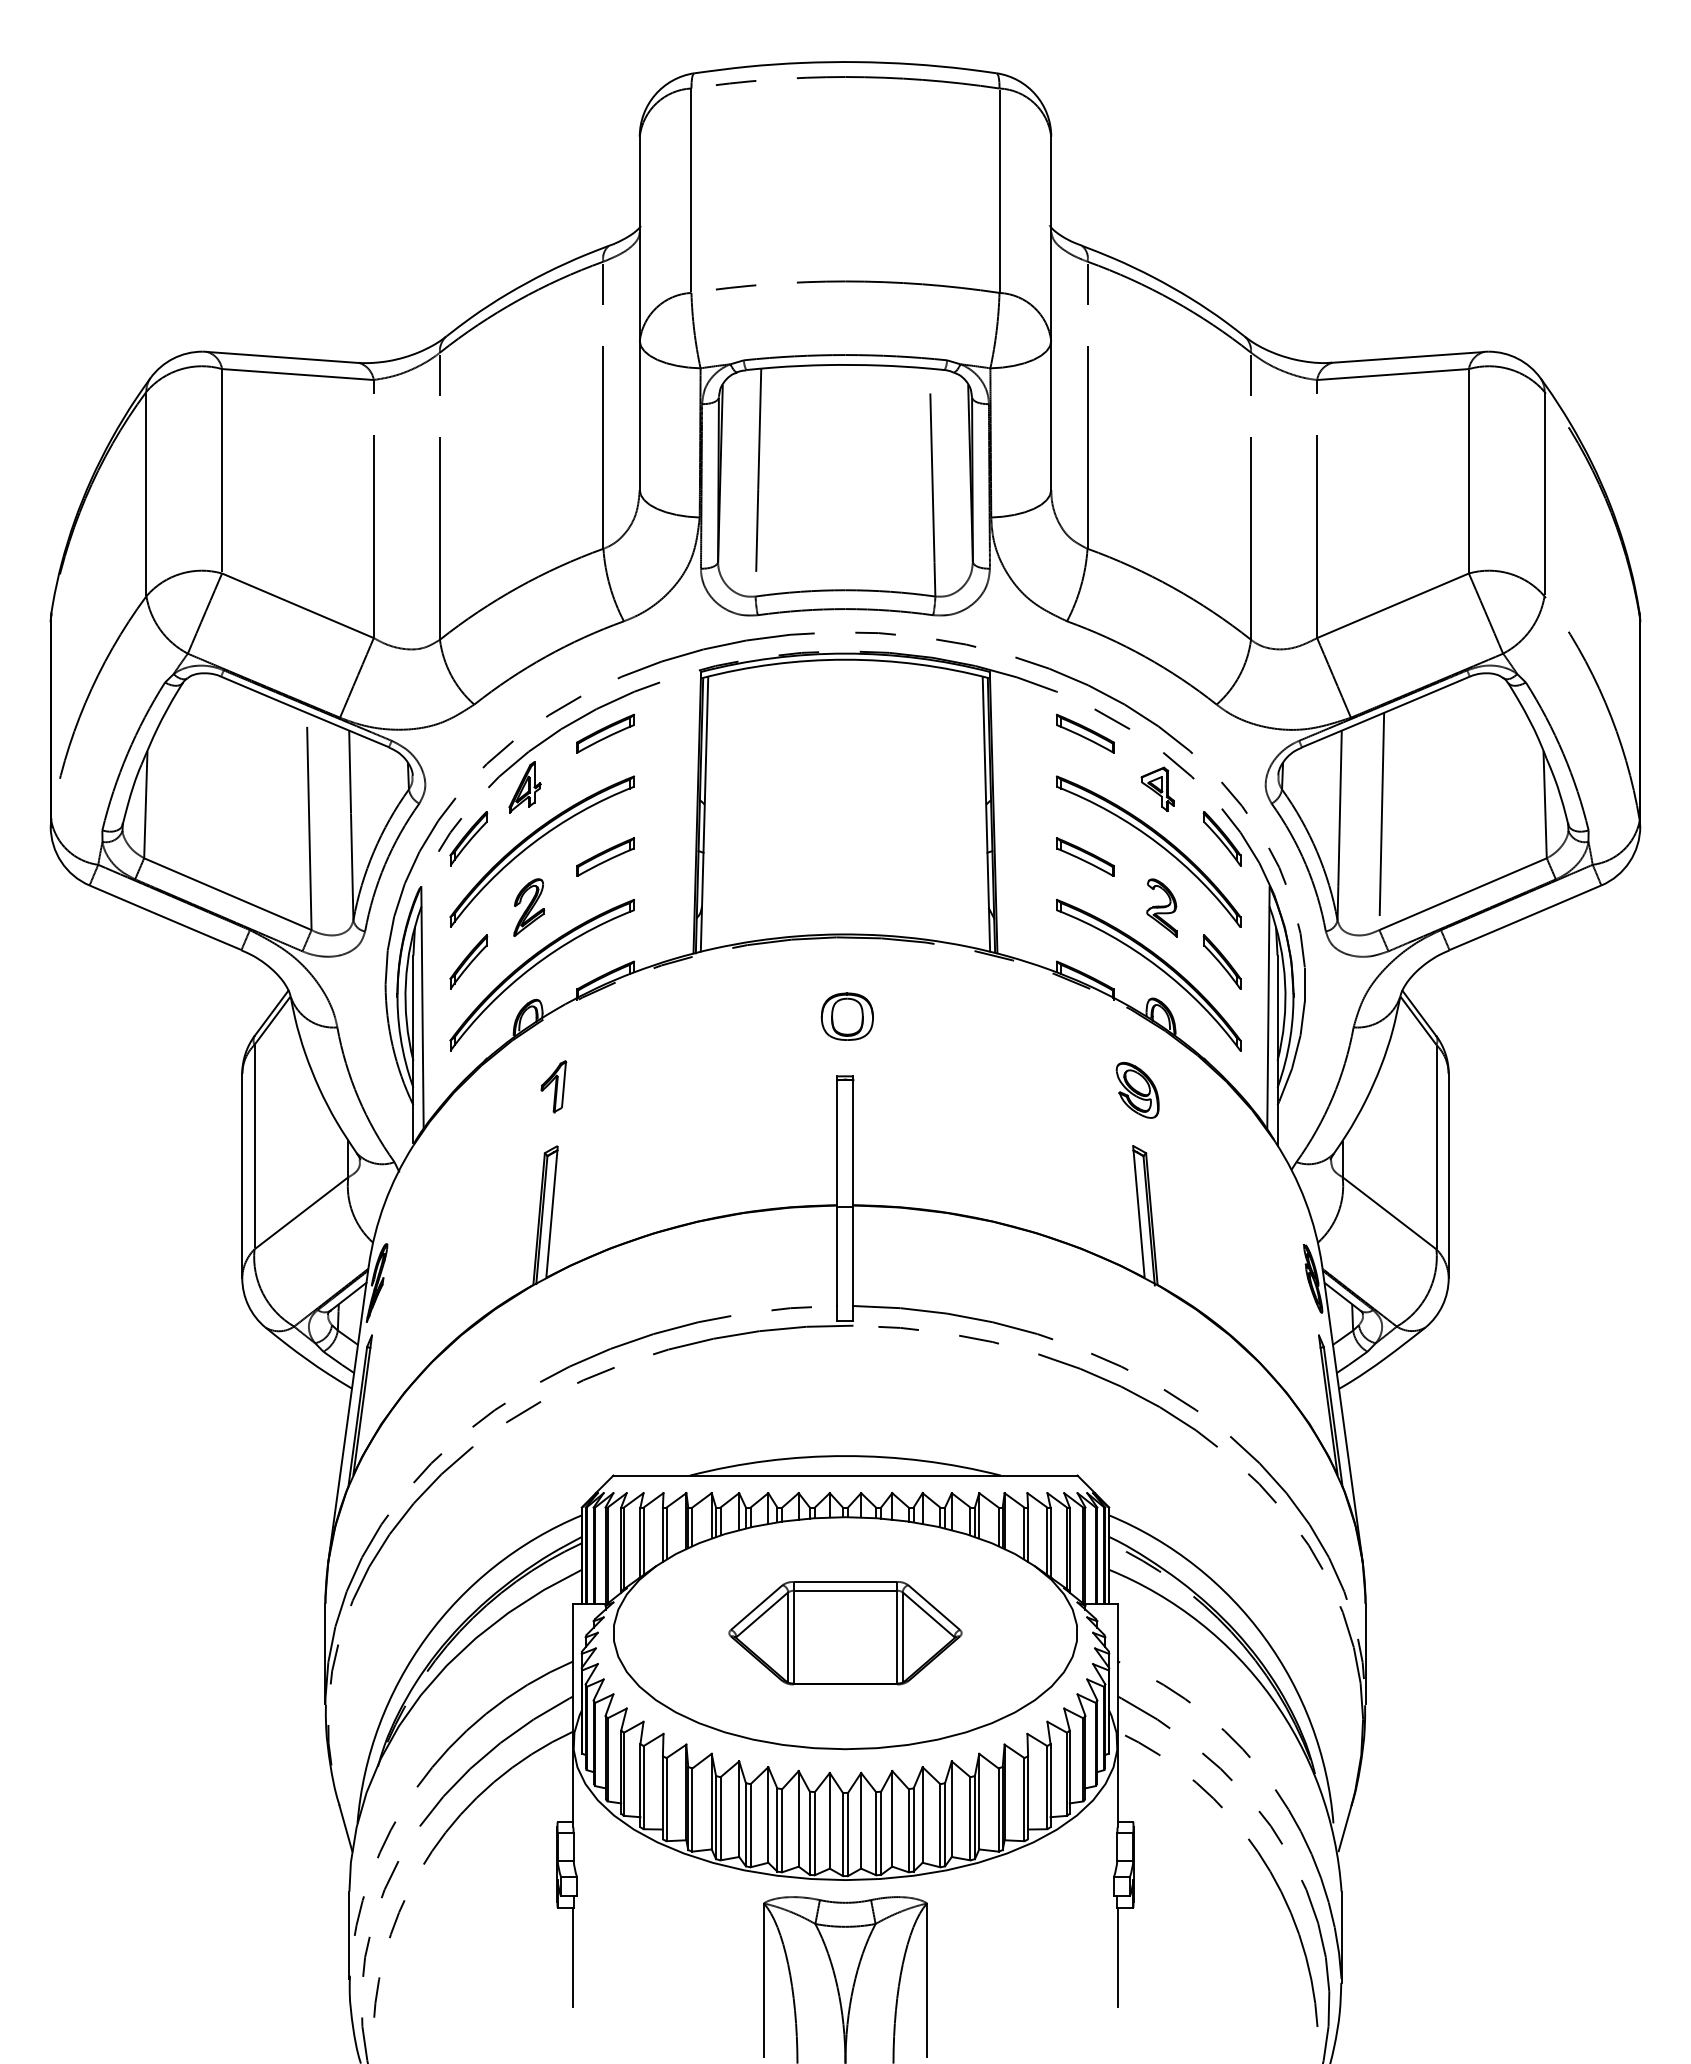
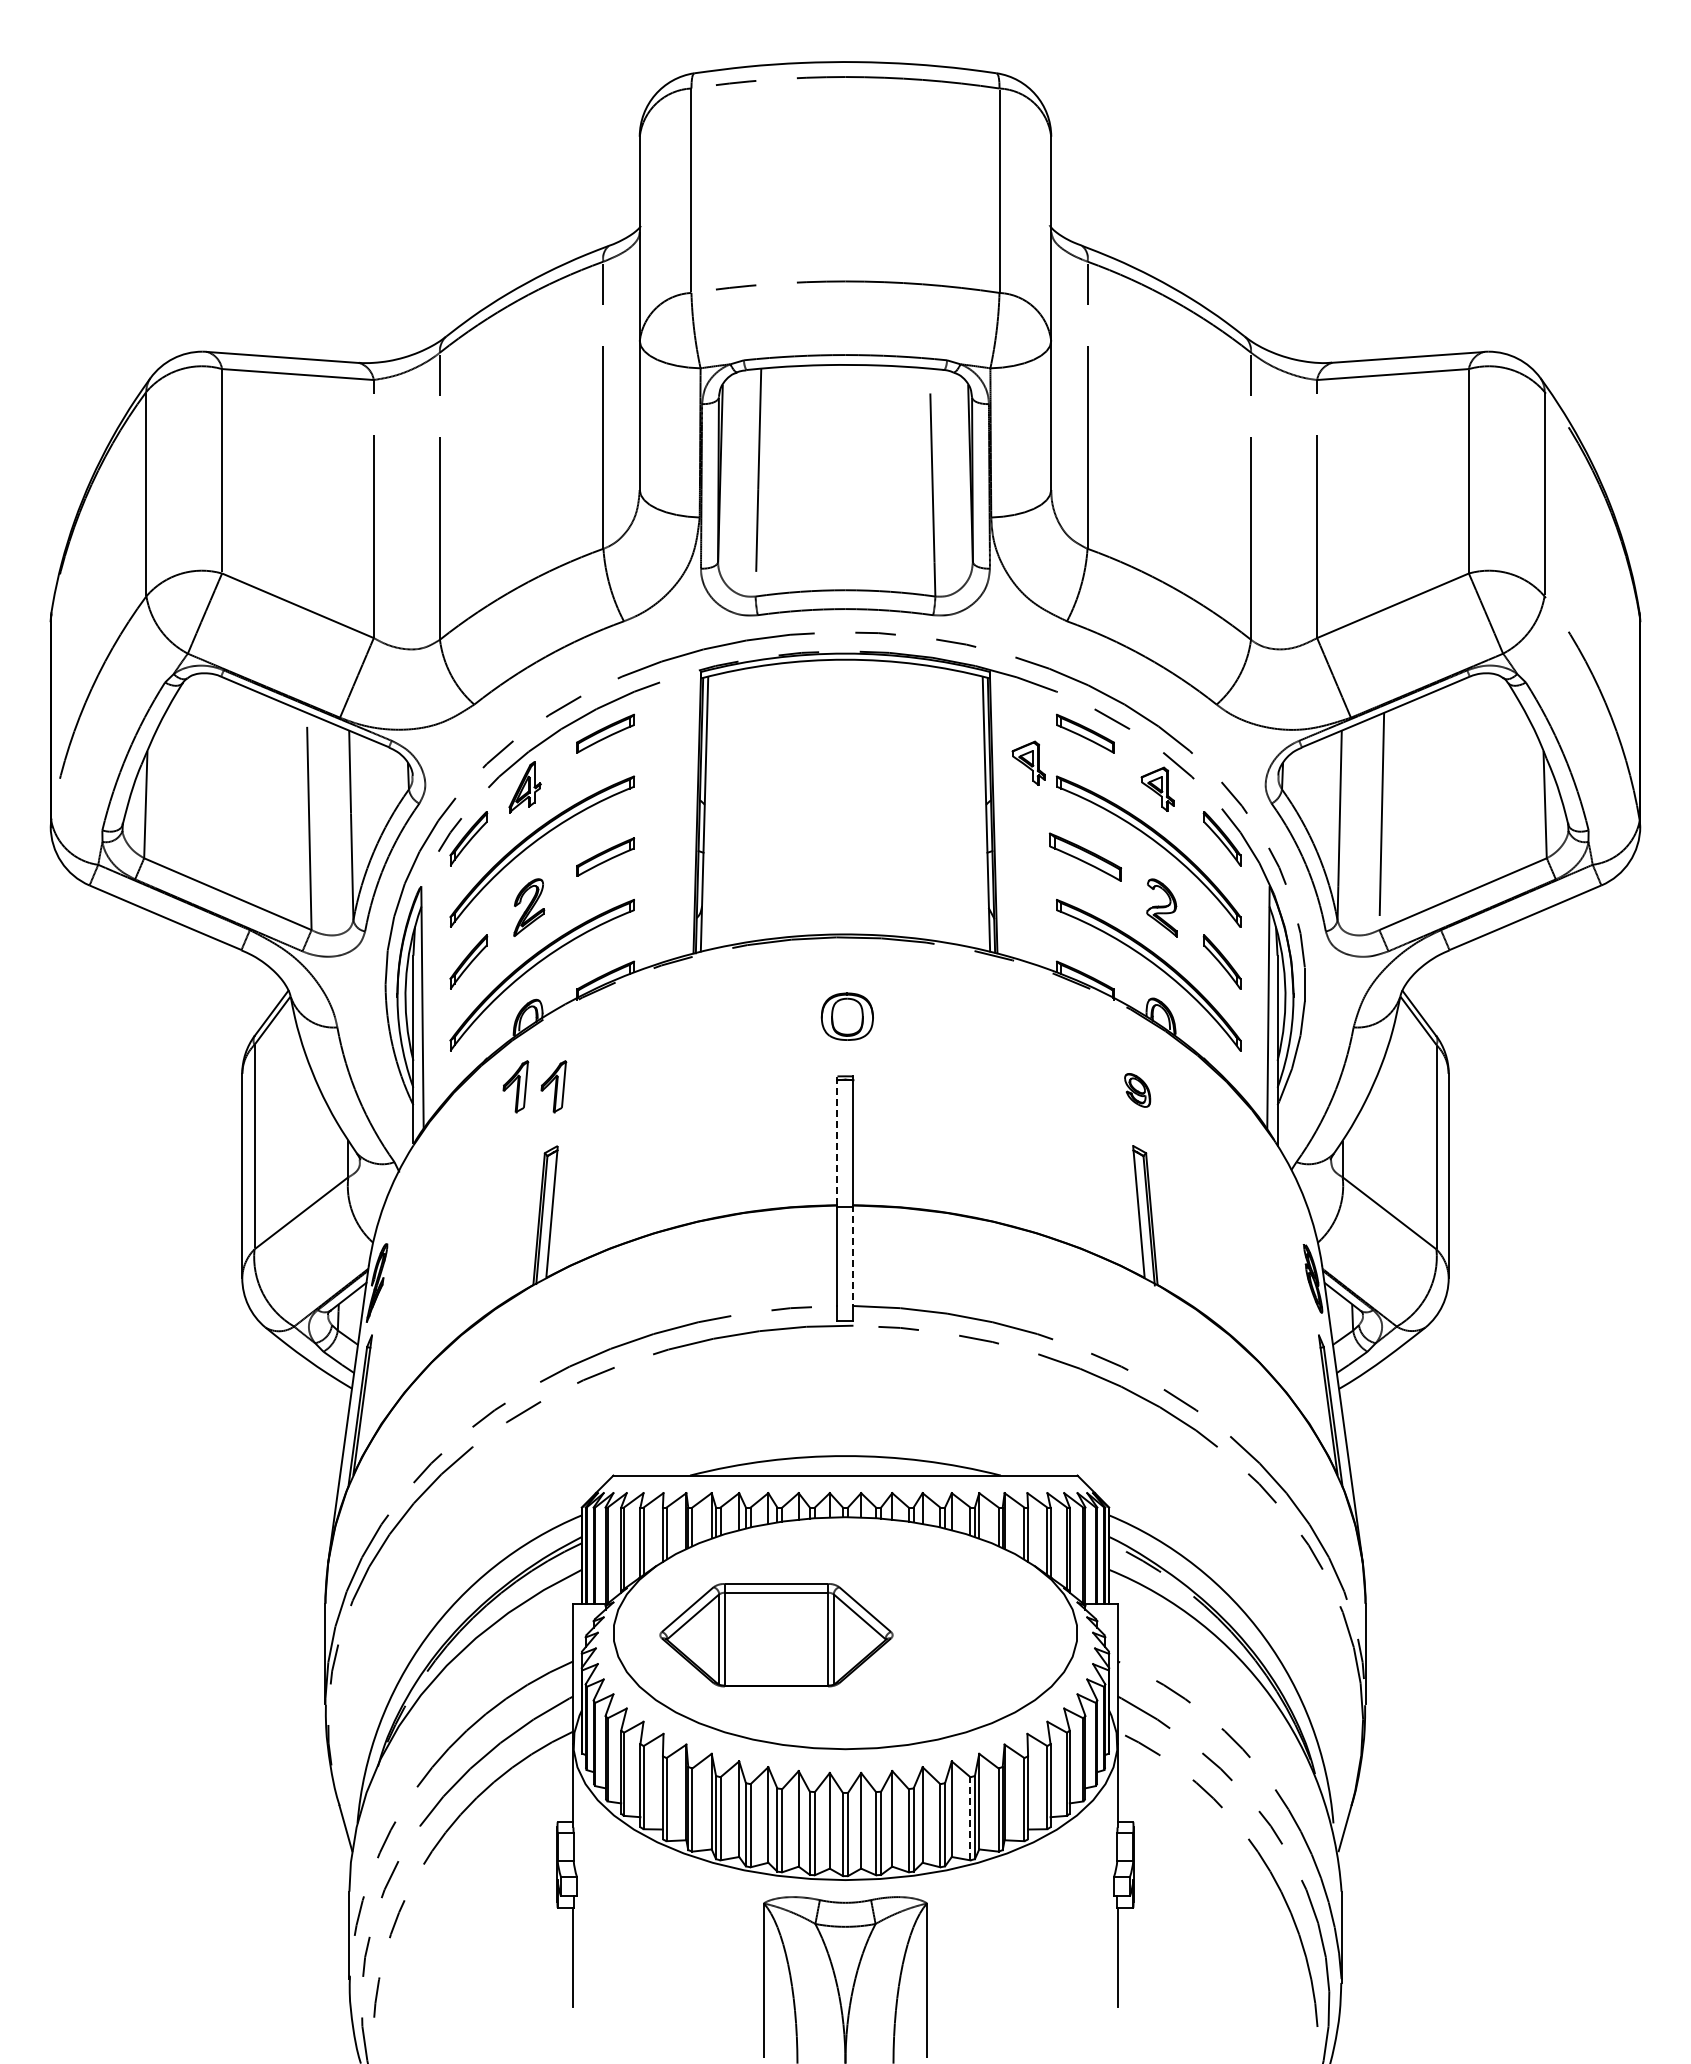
part: none -> present (1028, 762)
part size: 60x40 px -> 75x50 px (1085, 856)
part: none -> present (515, 1086)
part size: 45x57 px -> 28x35 px (1137, 1090)
line: solid -> dashed (837, 1140)
line: solid -> dashed (853, 1256)
part position: (845, 1633) -> (776, 1635) (776, 1635)
line: solid -> dashed (970, 1818)
